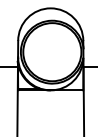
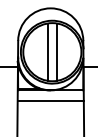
line: none -> present (47, 51)
line: none -> present (57, 51)
line: none -> present (50, 101)
